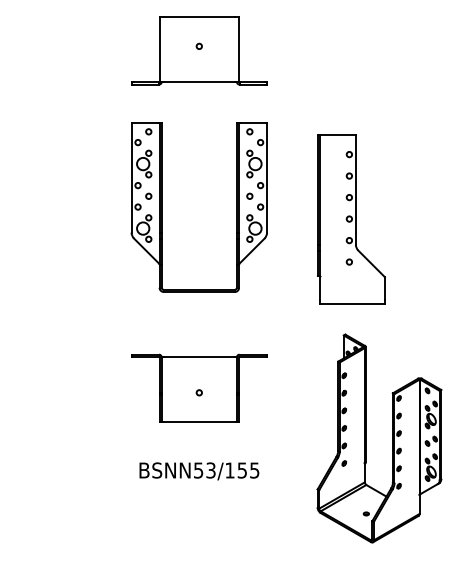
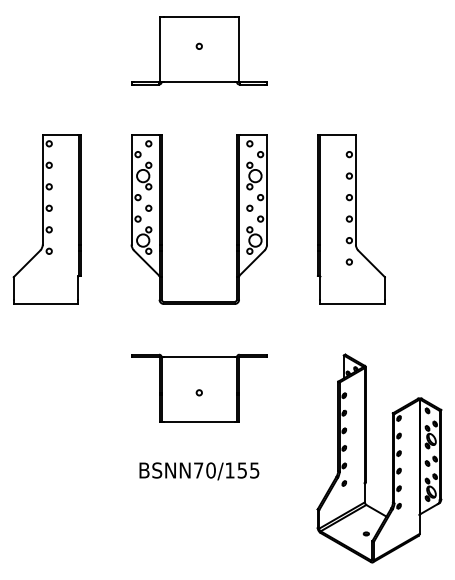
part position: (162, 207) -> (162, 219) (162, 219)
part: none -> present (46, 219)
part position: (366, 438) -> (366, 458) (366, 458)
text: BSNN53/155 -> BSNN70/155 (204, 470)
